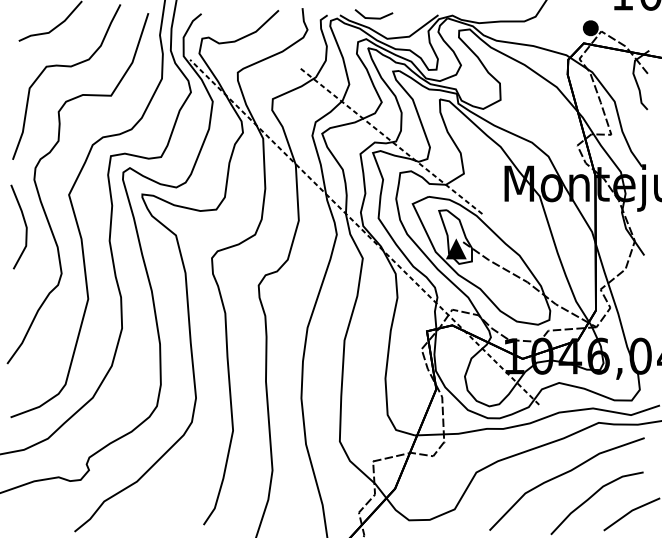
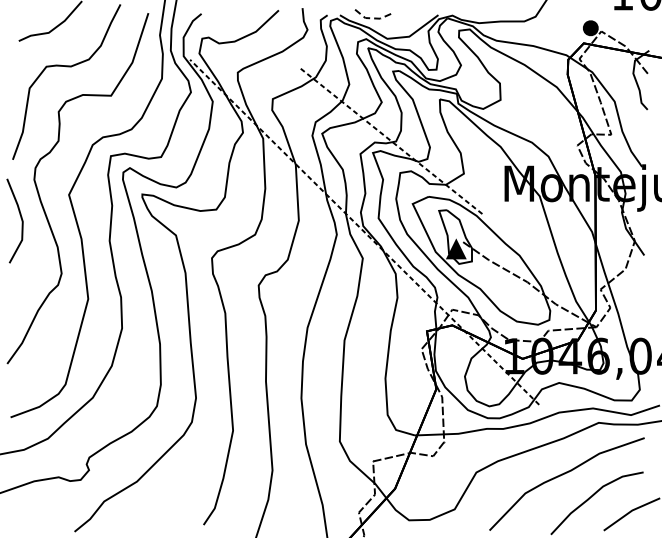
line: solid -> dashed (373, 18)
line position: (24, 224) -> (20, 218) (20, 218)
